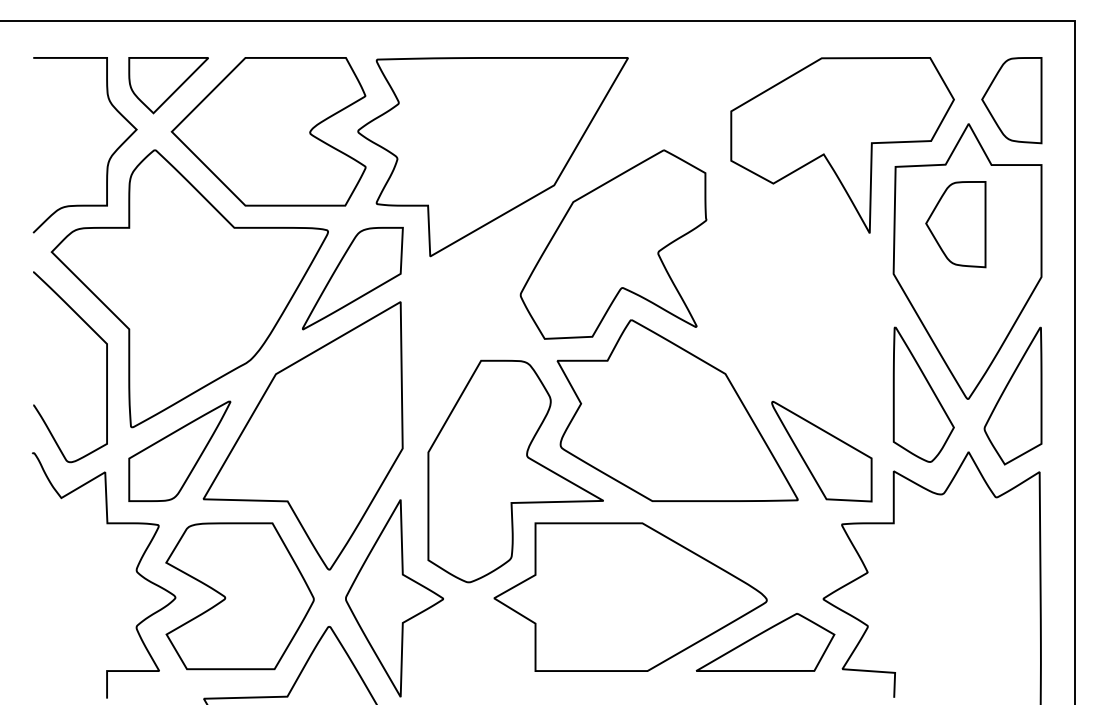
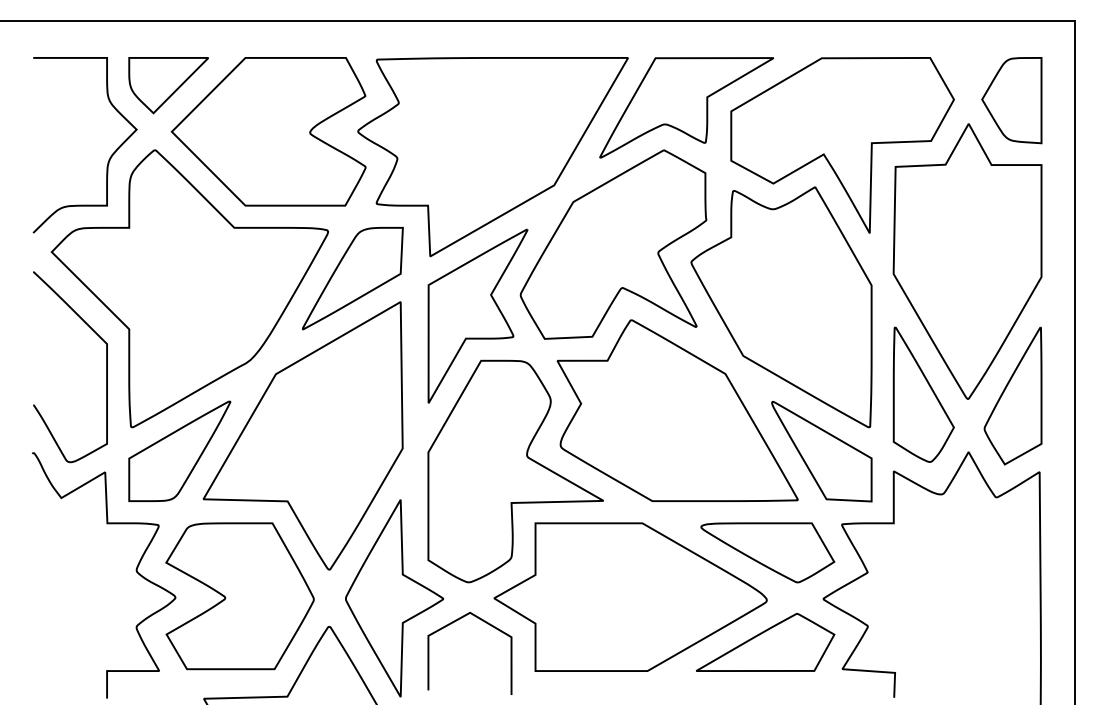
part: none -> present (686, 107)
part: present -> none (955, 224)
part: none -> present (781, 307)
part: none -> present (477, 315)
part: none -> present (767, 552)
curve: none -> present (453, 623)
